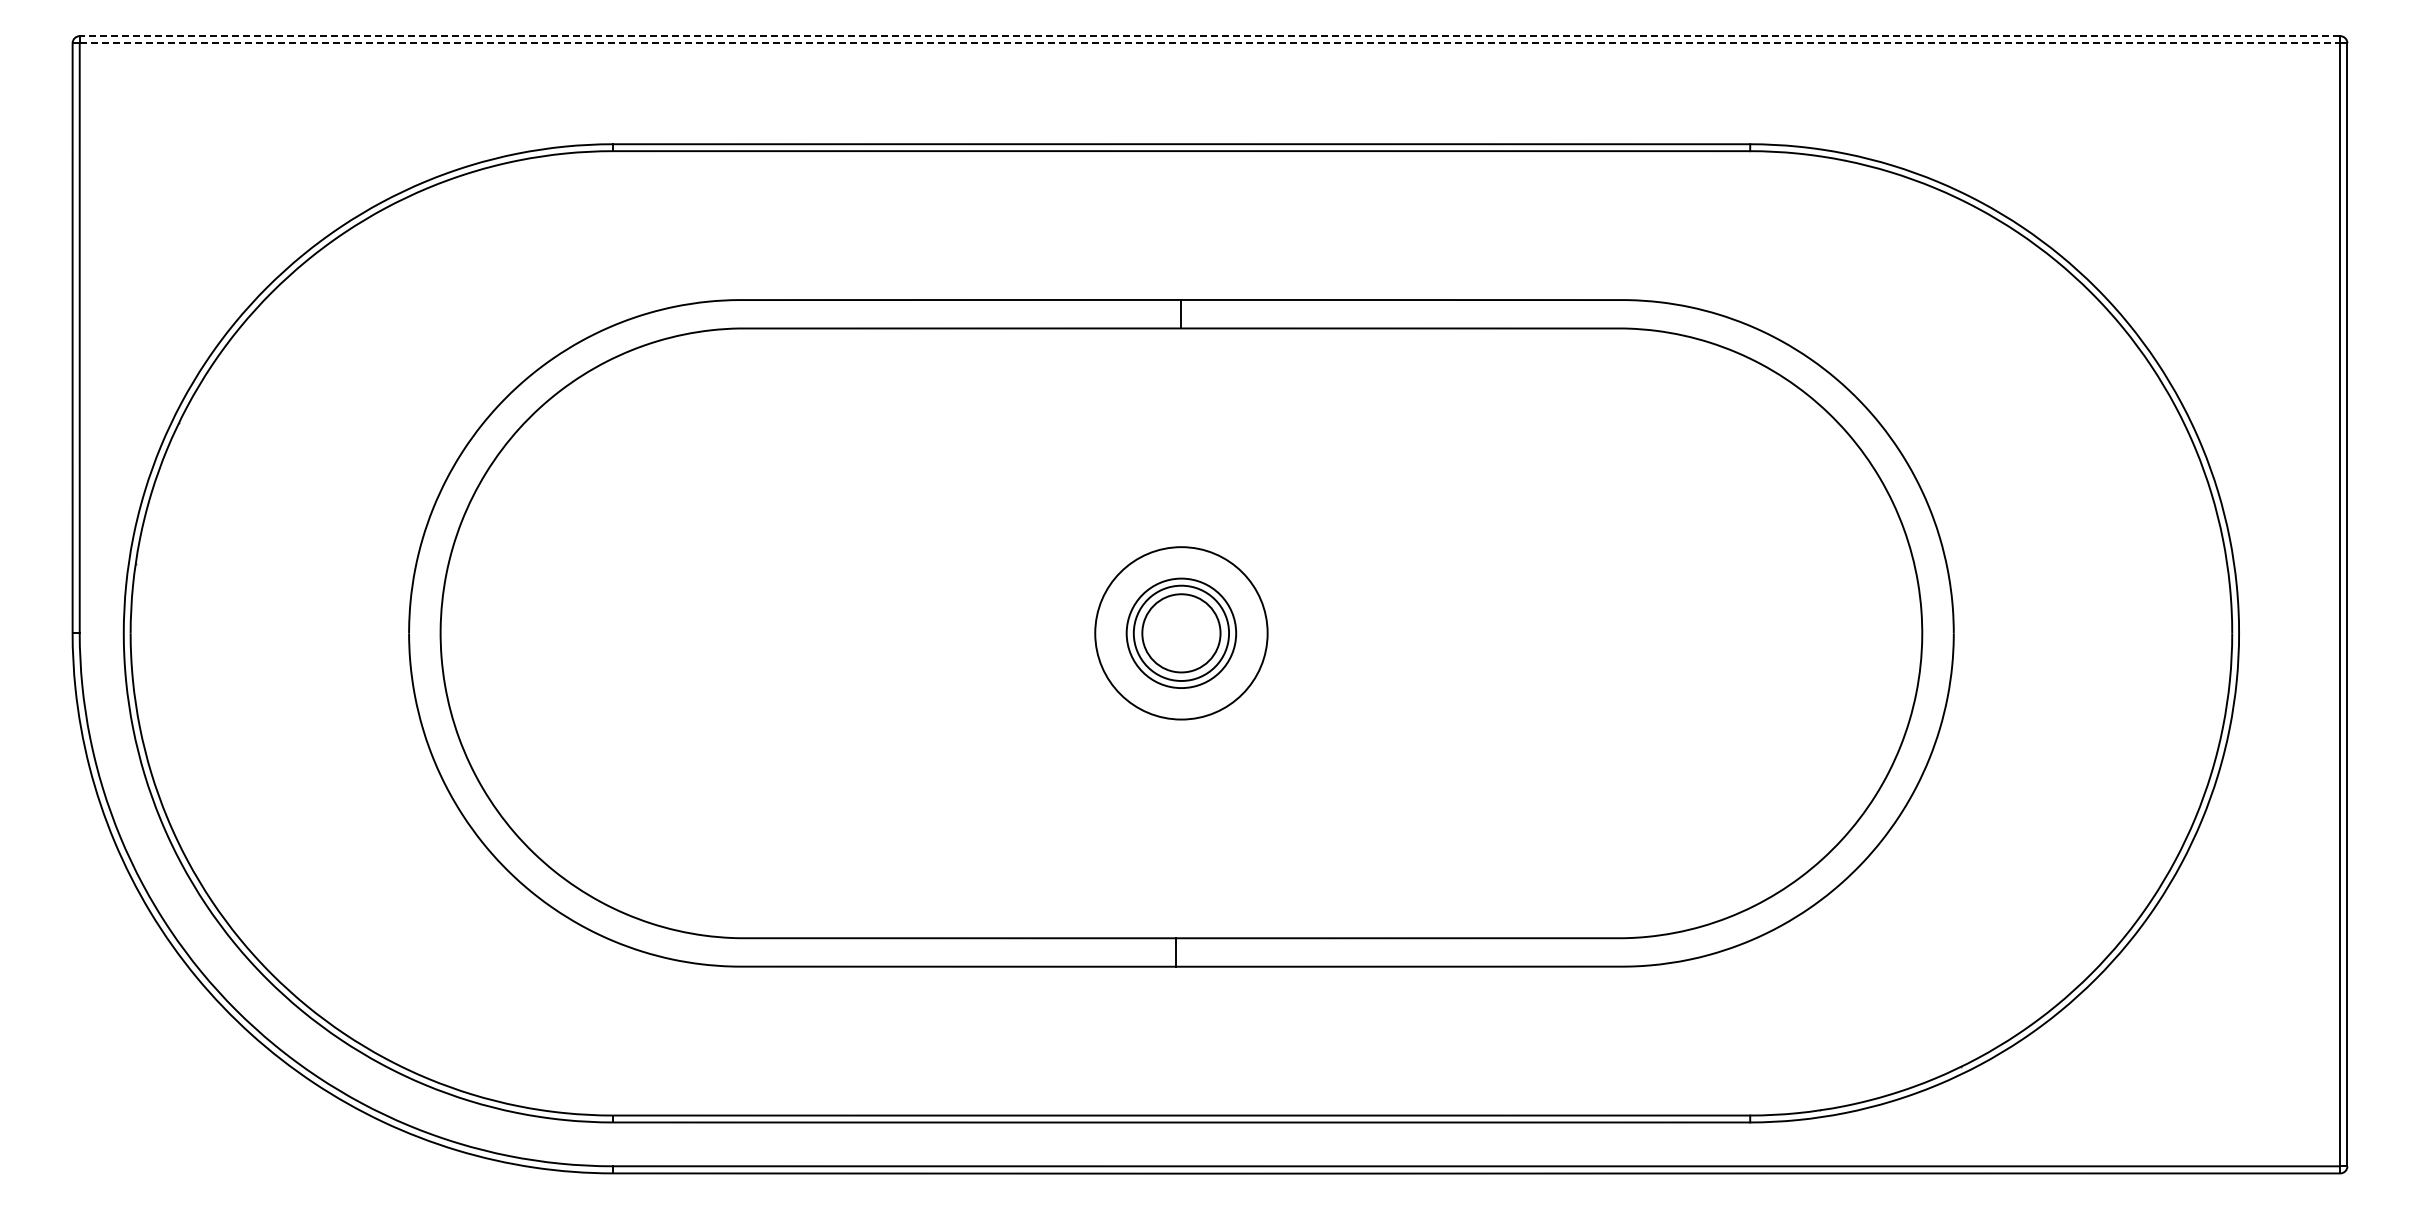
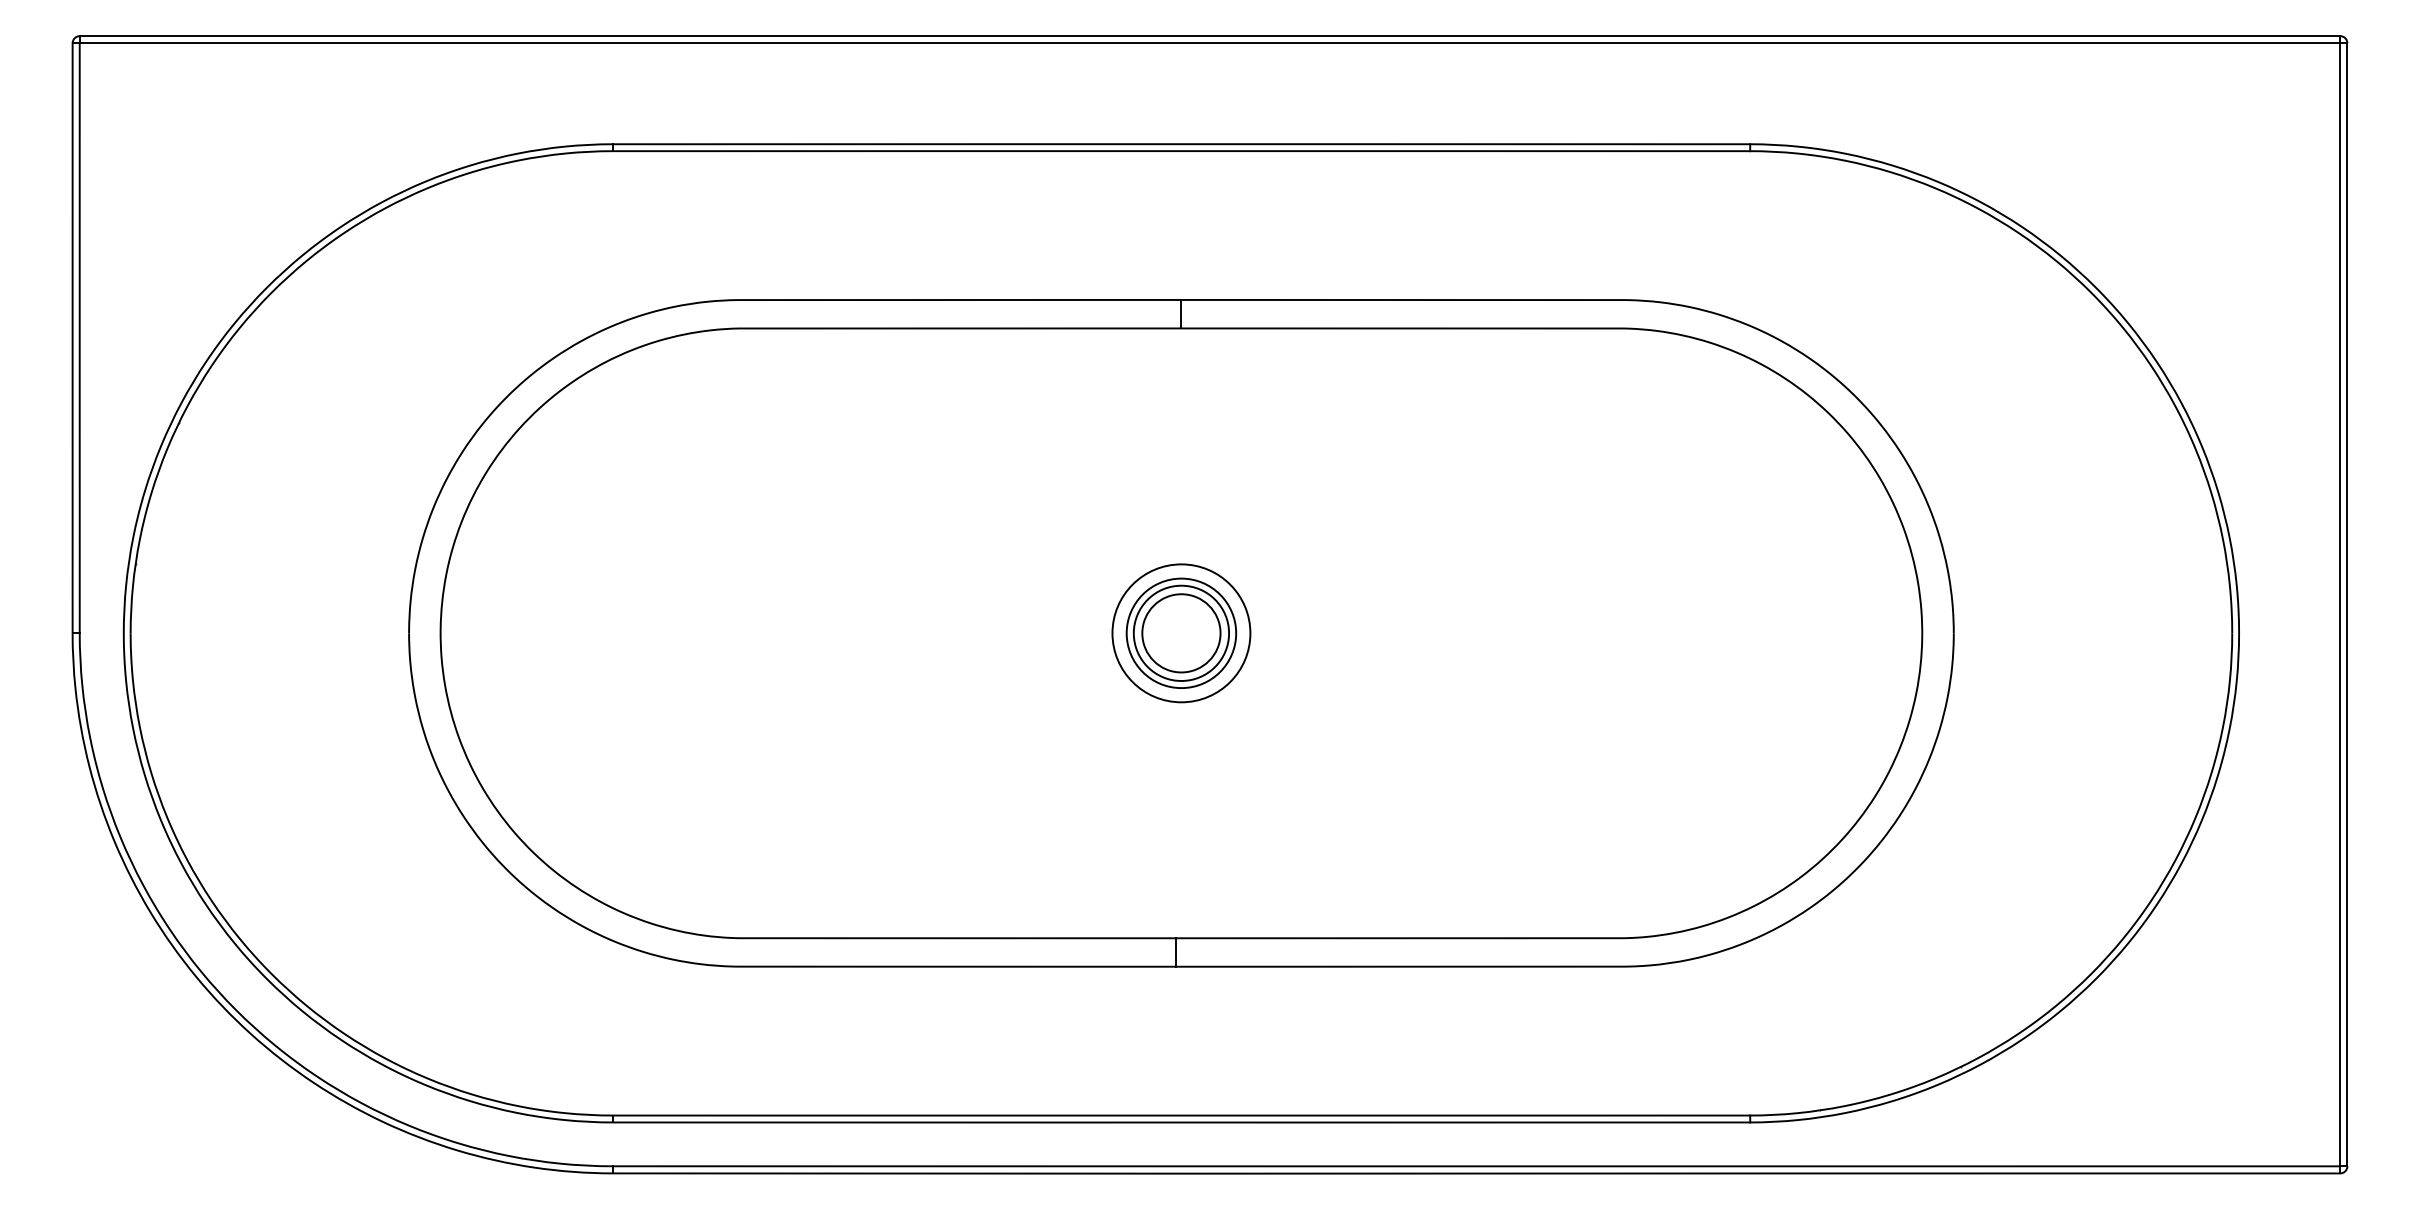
line: dashed -> solid (1209, 36)
line: dashed -> solid (1210, 43)
circle diameter: 172 px -> 138 px (1181, 633)
